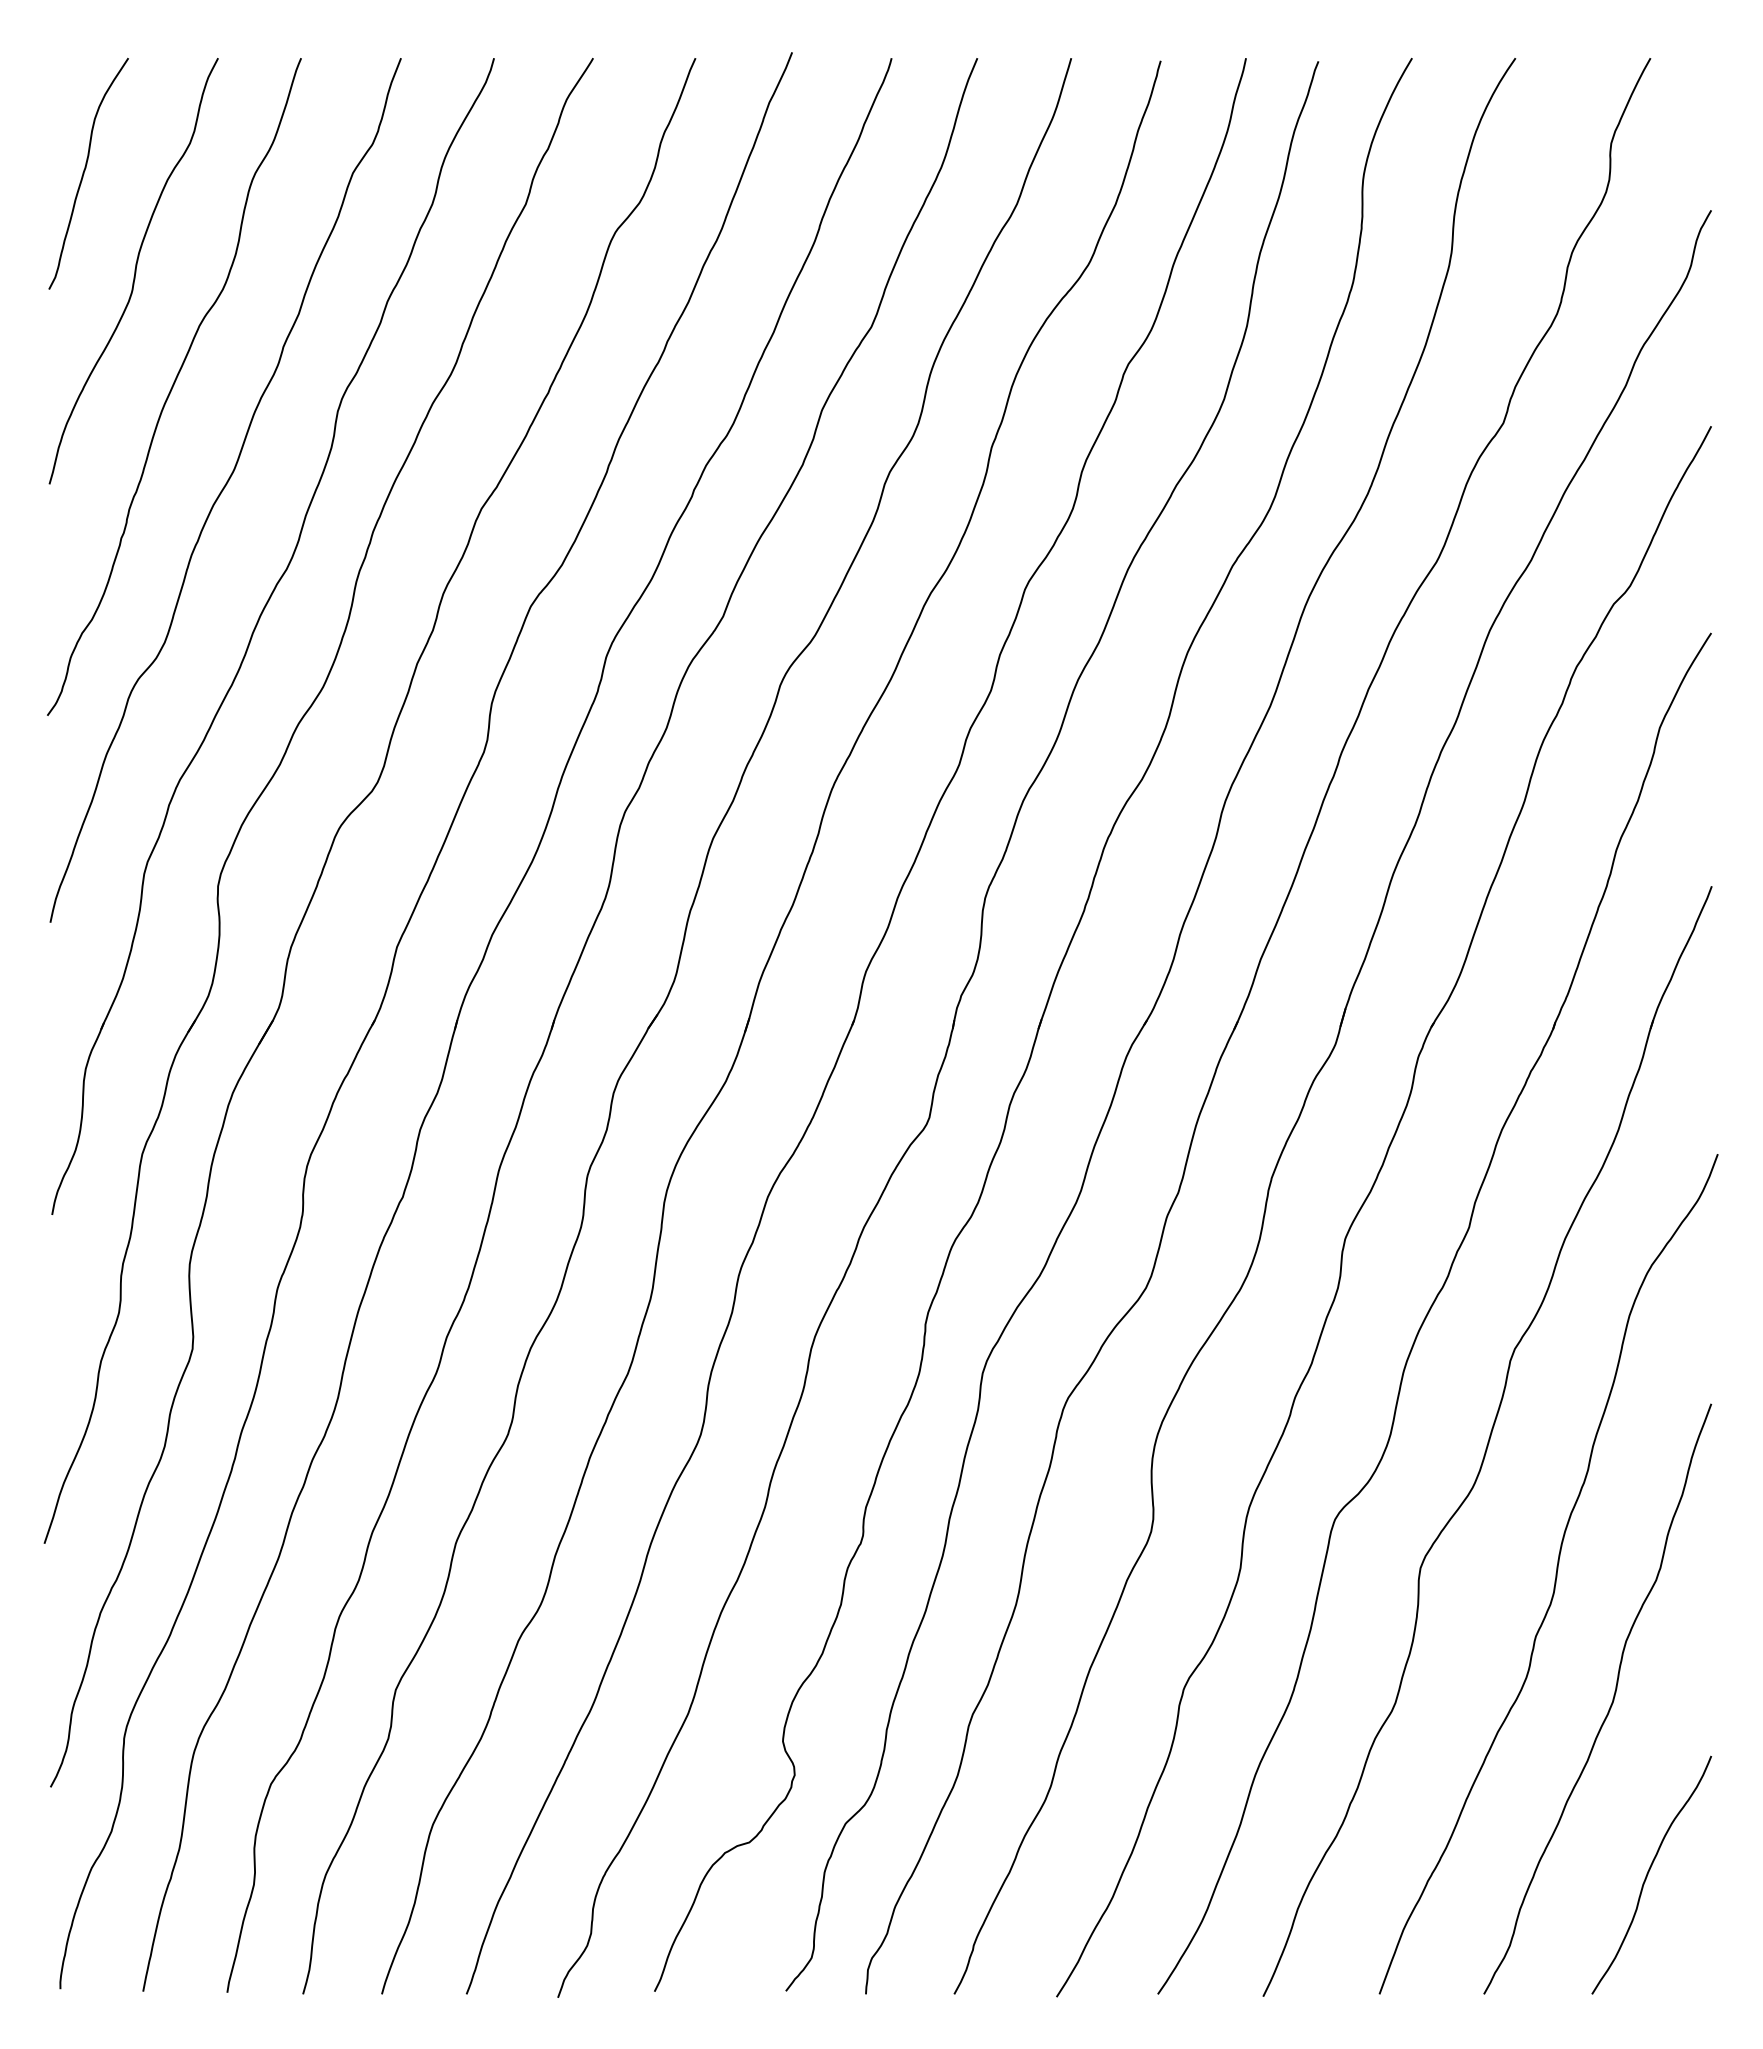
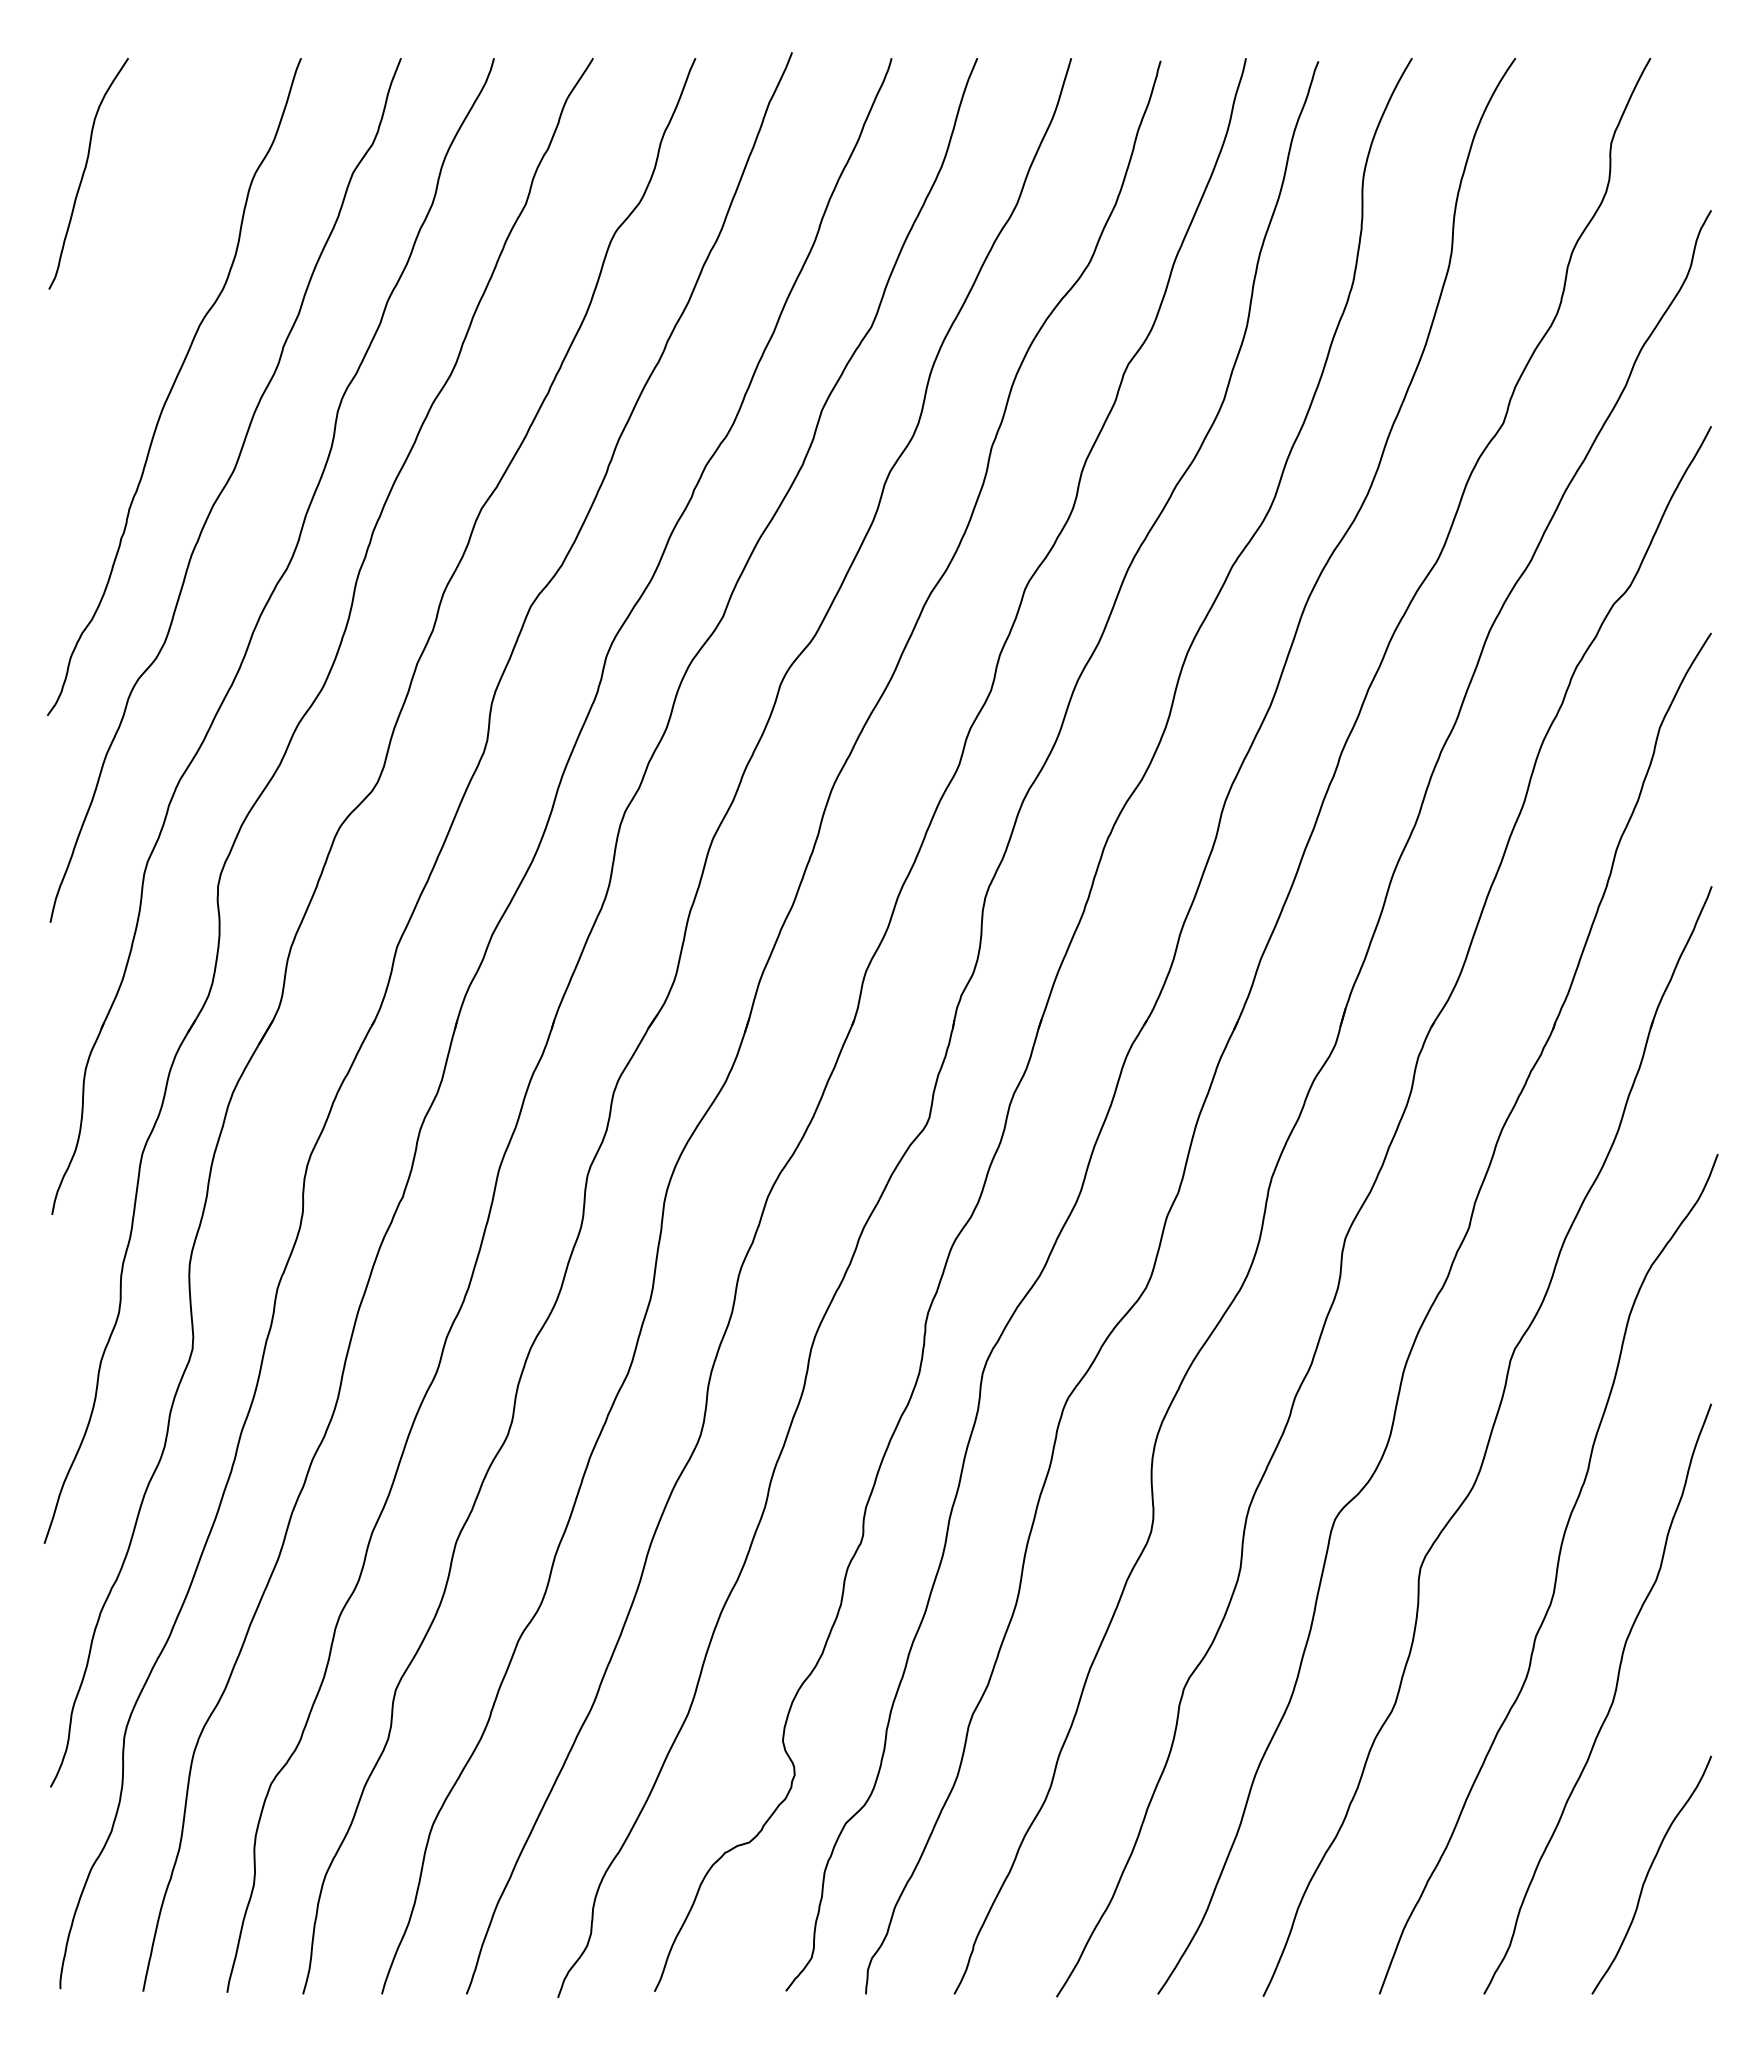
curve: present -> none (134, 271)
